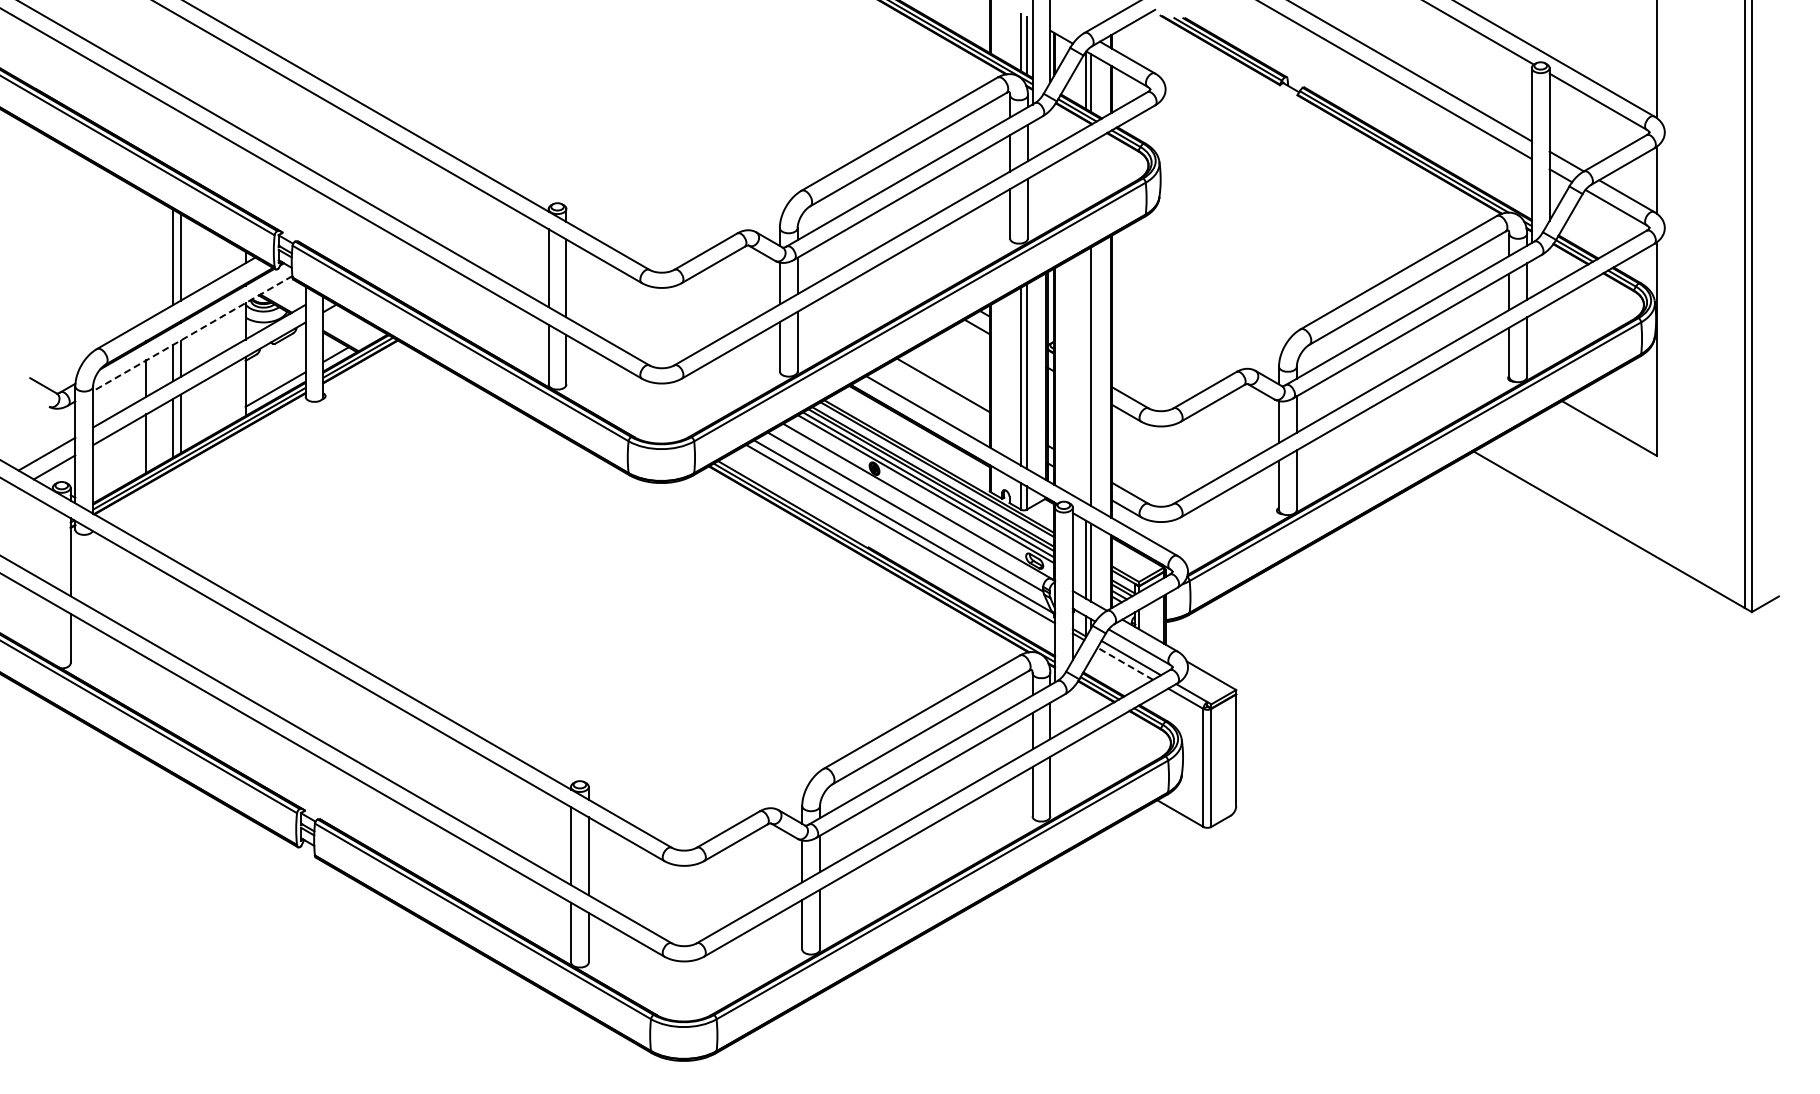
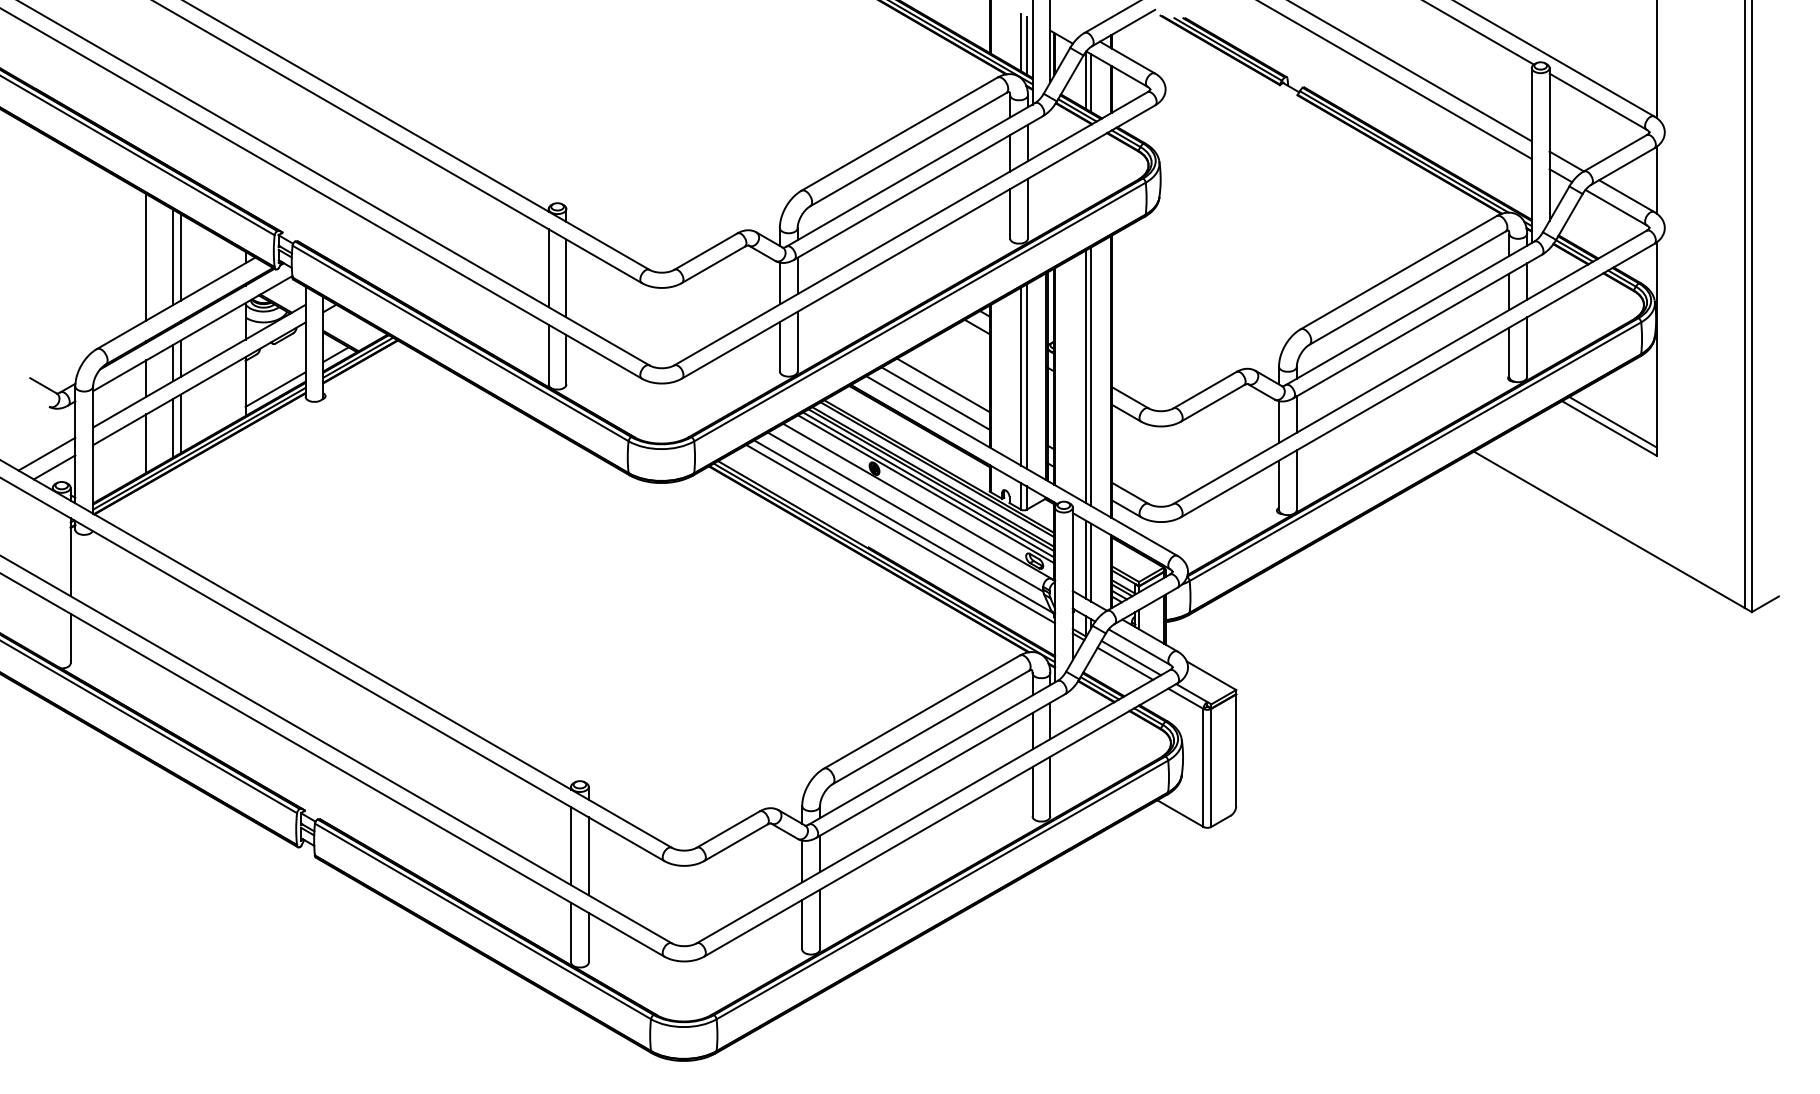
line: none -> present (146, 257)
line: dashed -> solid (192, 333)
line: none -> present (1085, 376)
line: none -> present (935, 398)
line: none -> present (1612, 422)
line: dashed -> solid (1124, 663)
